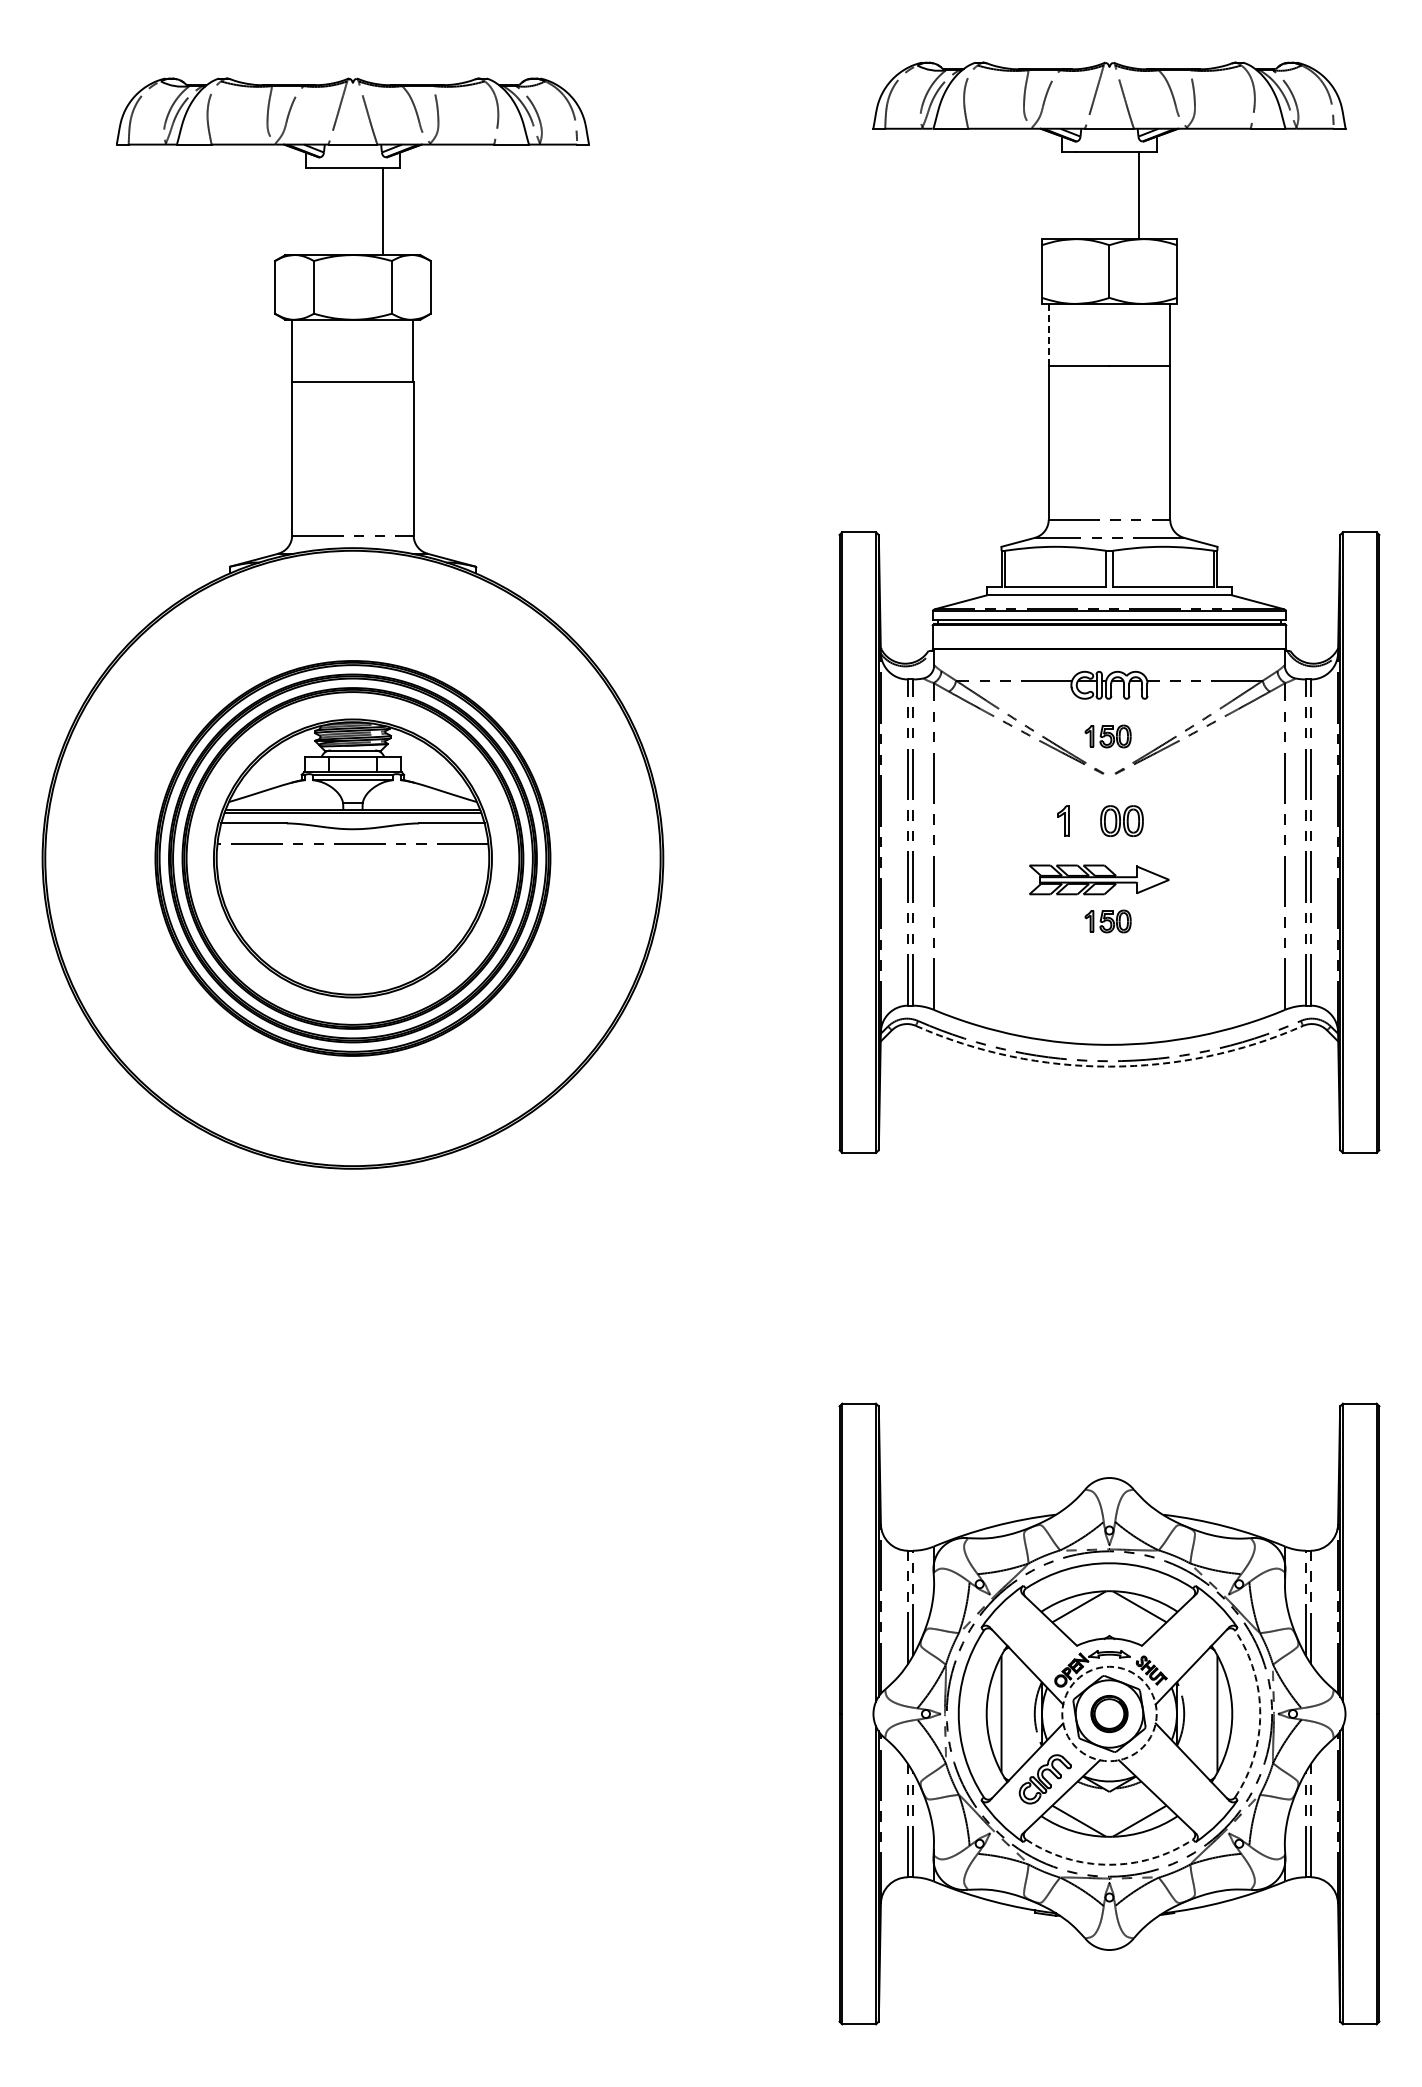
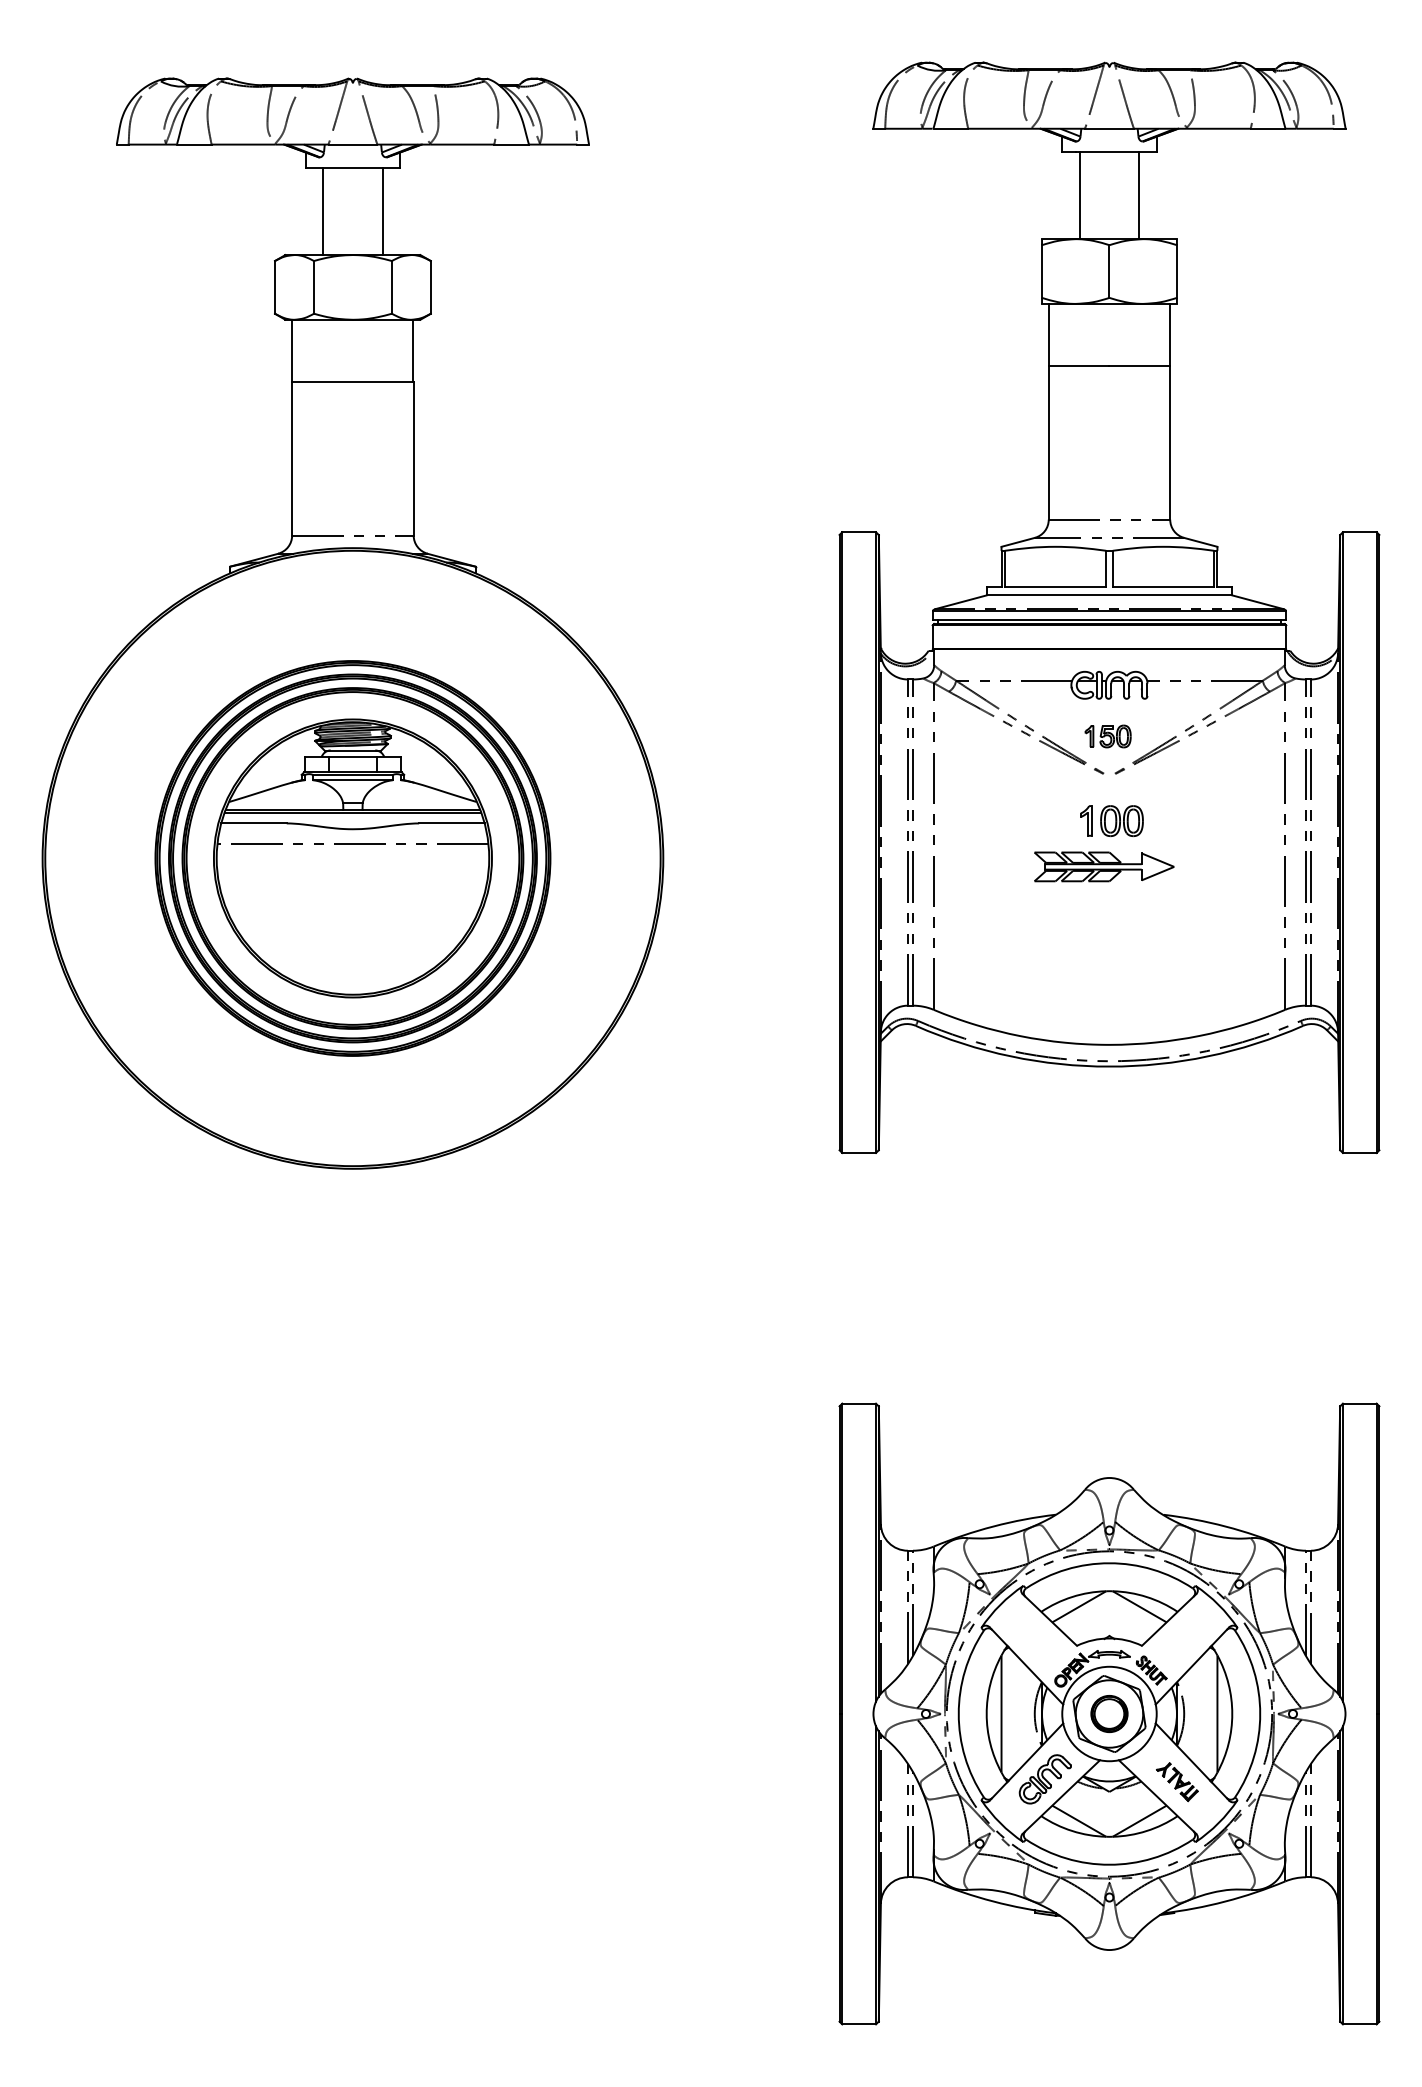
line: none -> present (1079, 195)
line: none -> present (323, 211)
line: dashed -> solid (1049, 335)
part position: (1063, 820) -> (1086, 820) (1086, 820)
part position: (1099, 879) -> (1104, 866) (1104, 866)
part: present -> none (1107, 921)
arc: dashed -> solid (1109, 1066)
circle: dashed -> solid (1109, 1713)
arc: dashed -> solid (1260, 1714)
part: none -> present (1177, 1782)
arc: dashed -> solid (1109, 1864)
